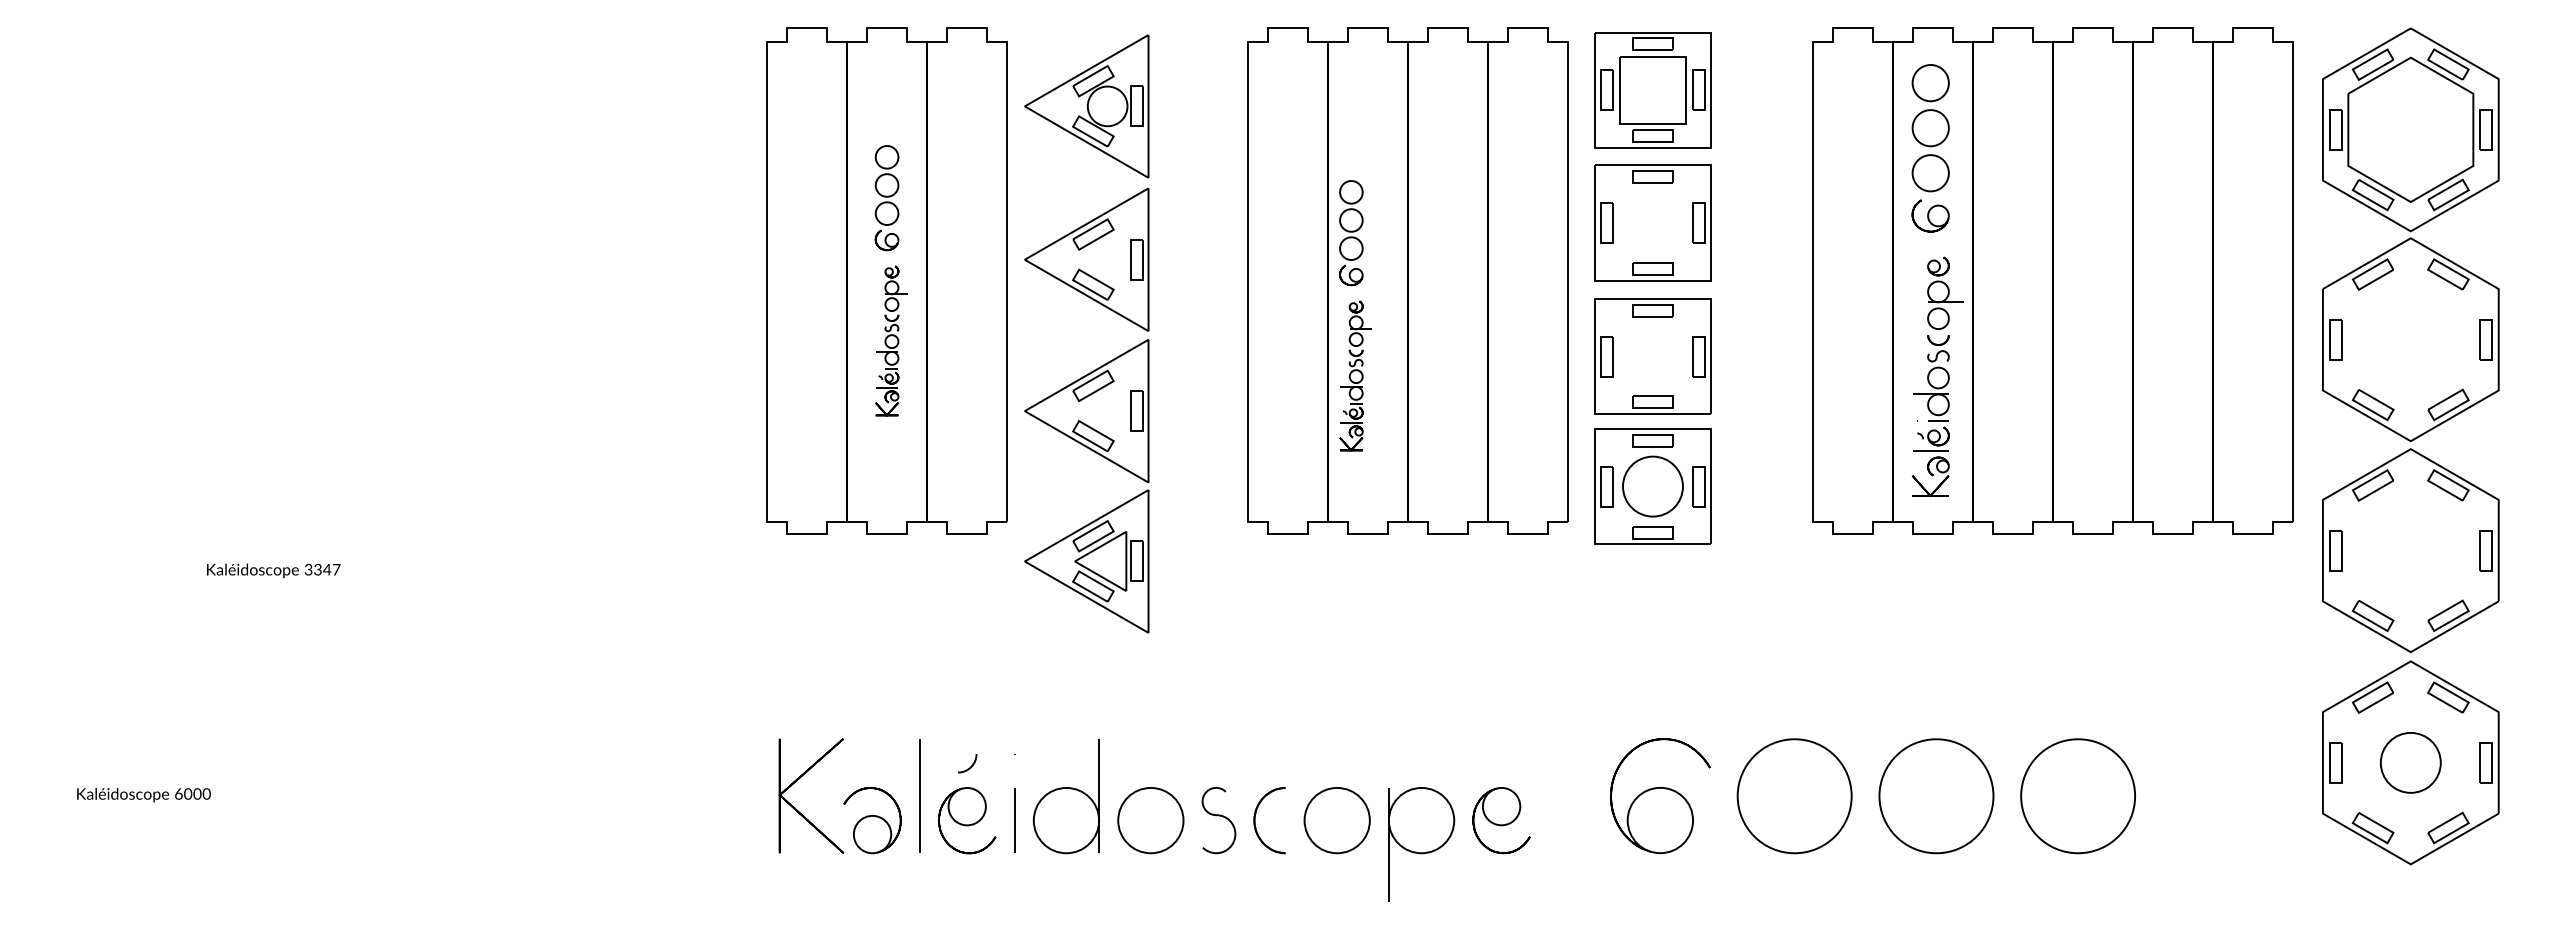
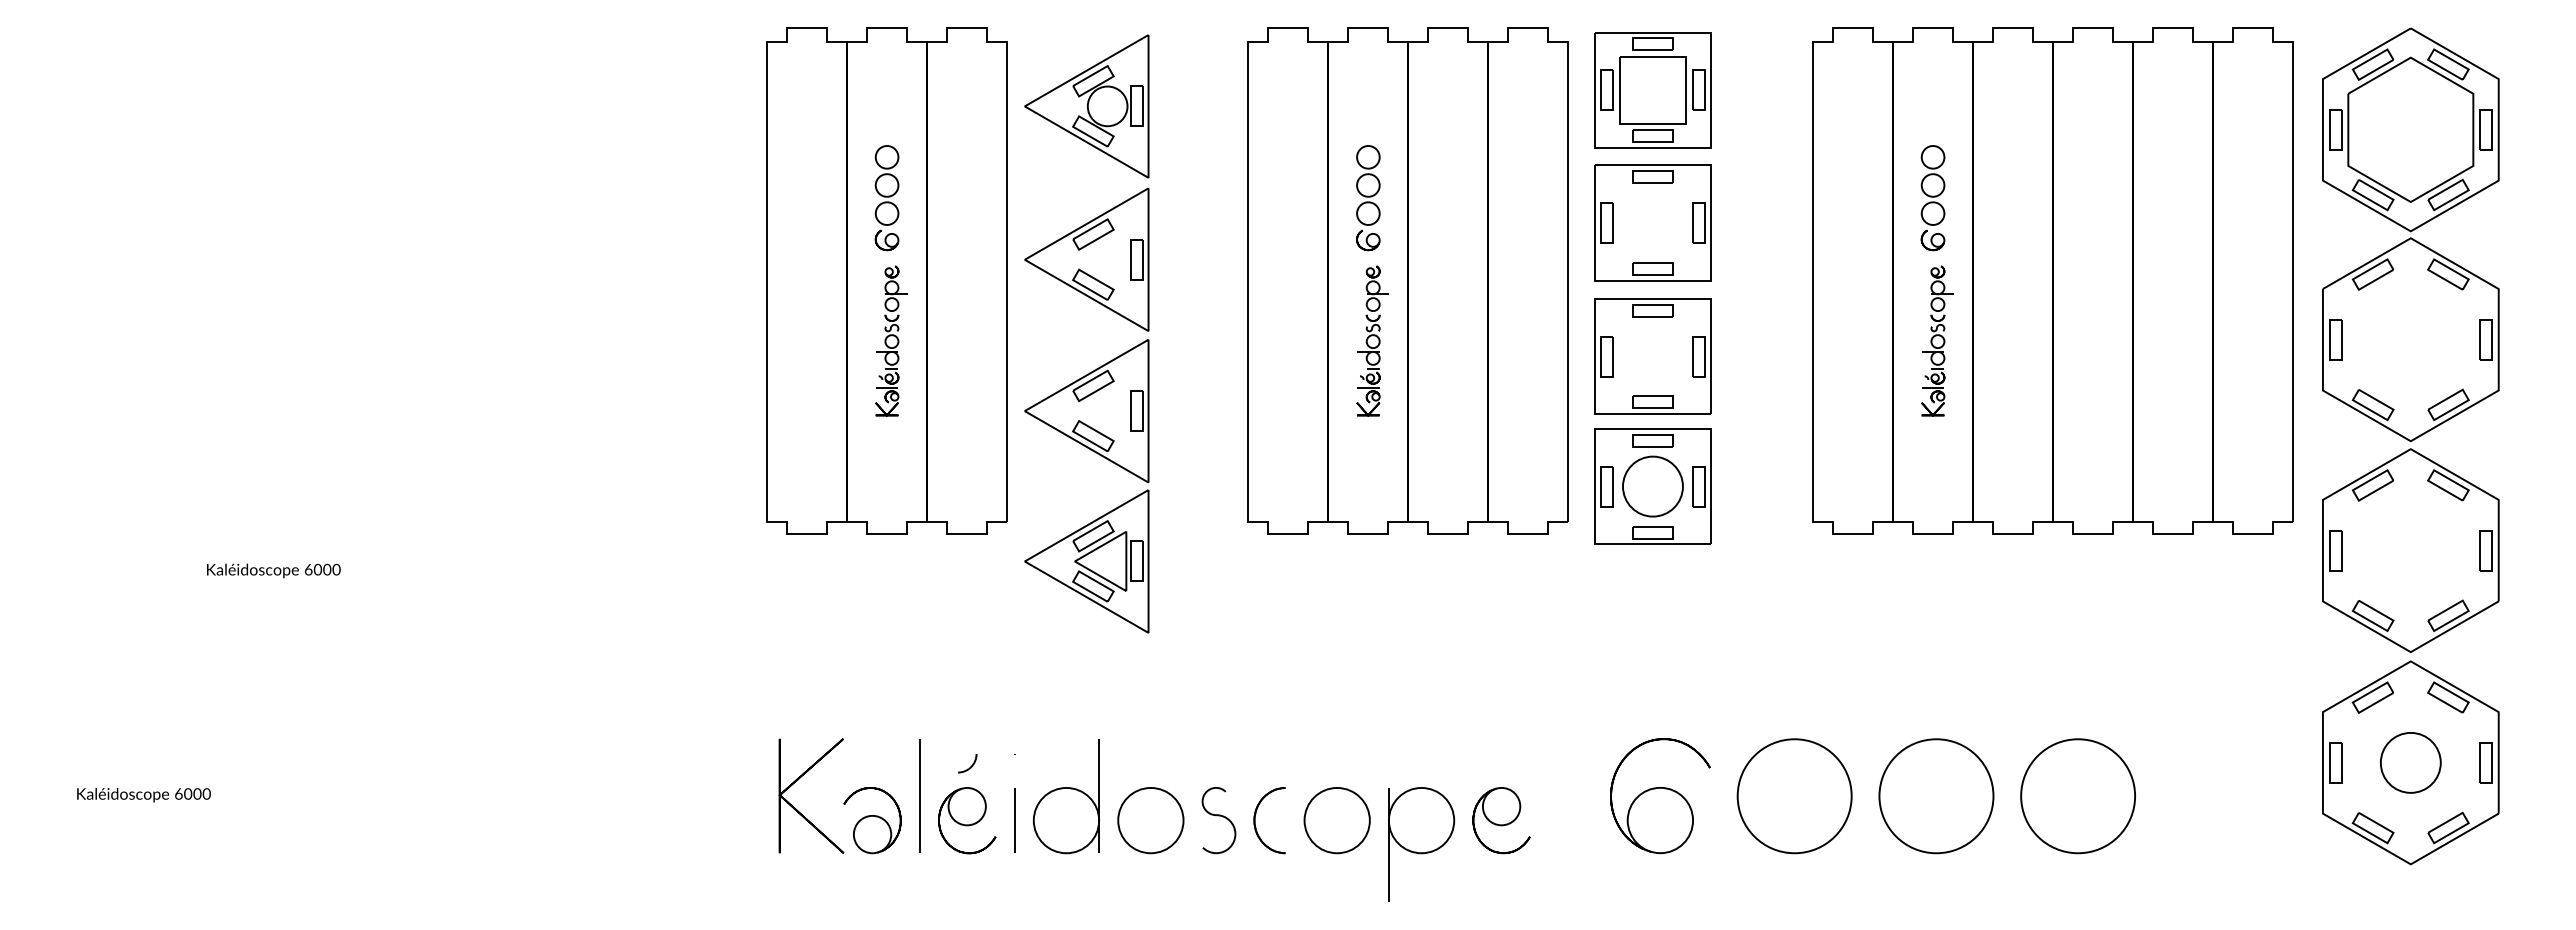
part size: 53x434 px -> 34x272 px (1936, 280)
part position: (1355, 315) -> (1372, 280) (1372, 280)
text: 3347 -> 6000 (322, 569)
